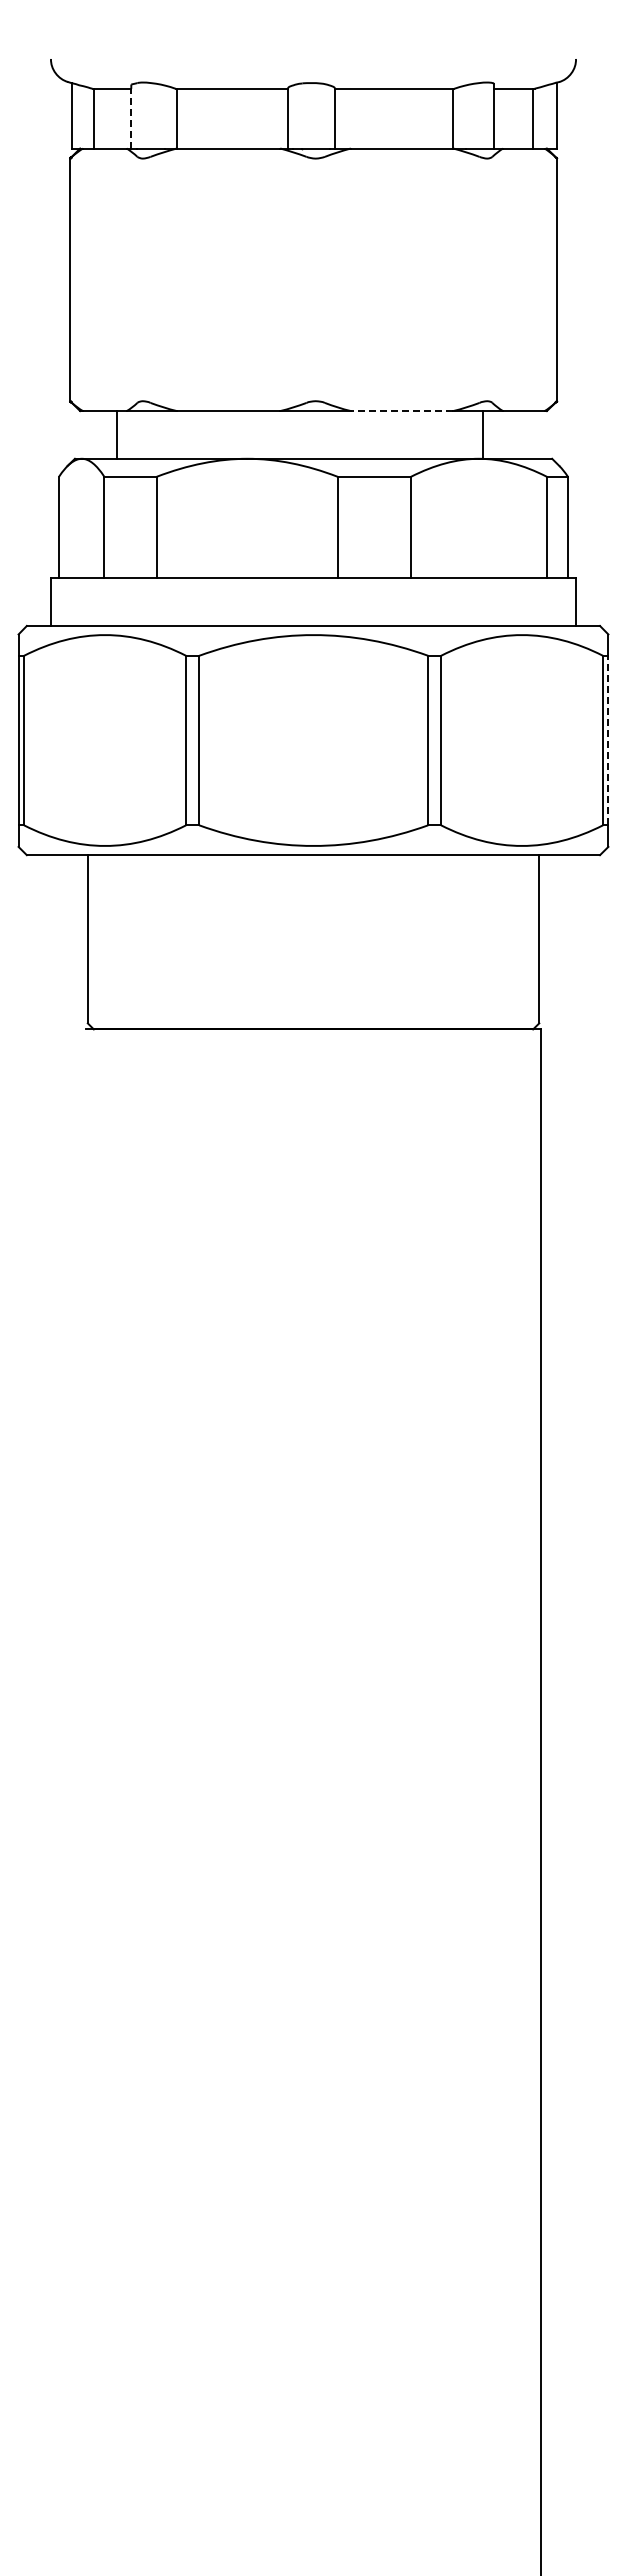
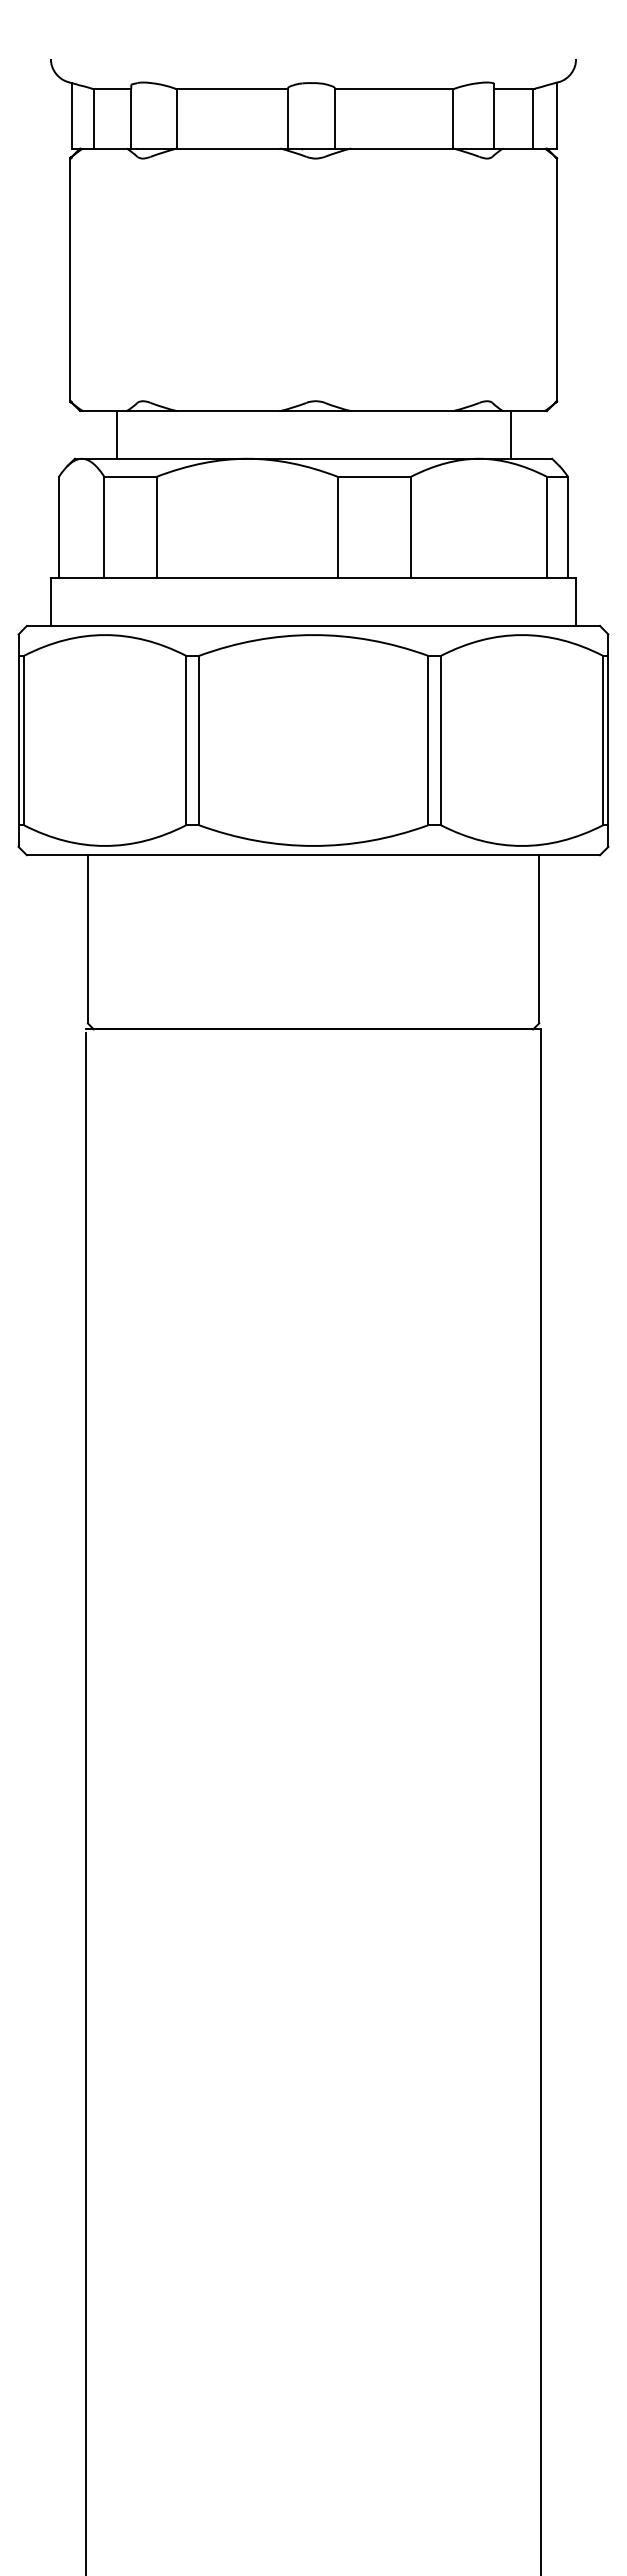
line: dashed -> solid (131, 118)
line: dashed -> solid (401, 411)
line position: (482, 434) -> (510, 434) (510, 434)
line: dashed -> solid (608, 740)
line: none -> present (86, 1802)
